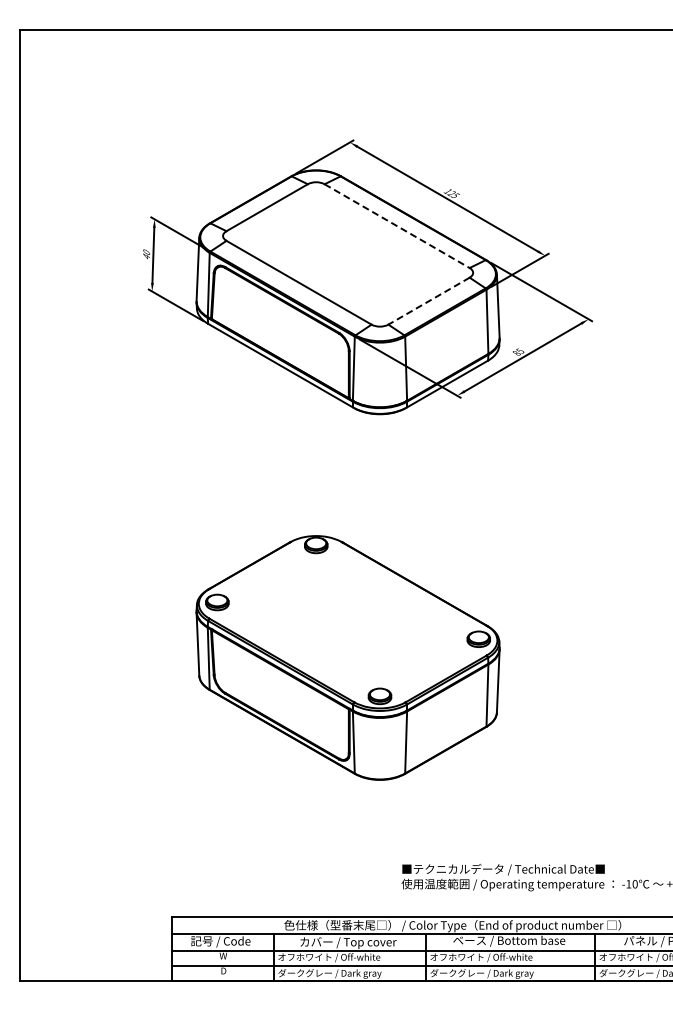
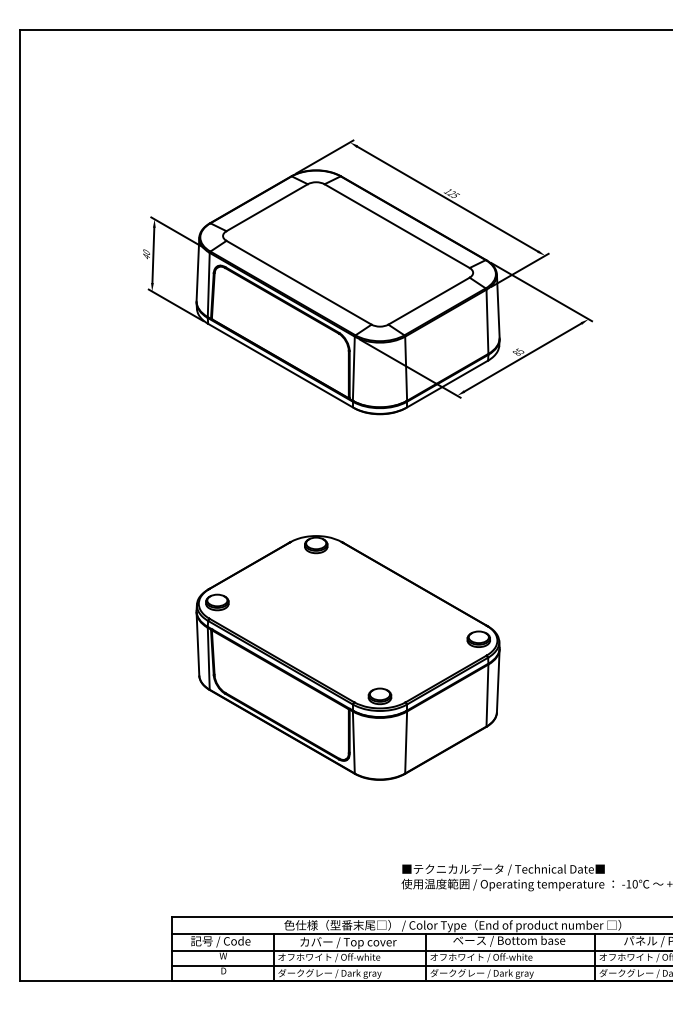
line: dashed -> solid (397, 226)
line: dashed -> solid (429, 301)
